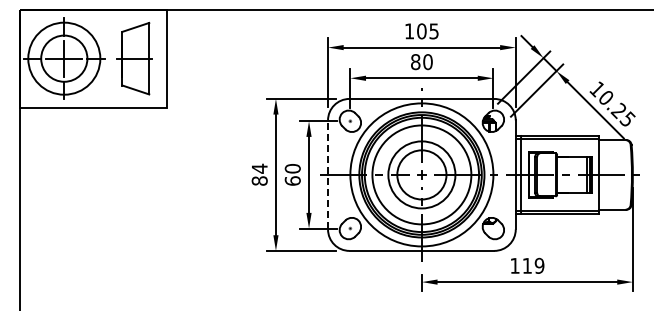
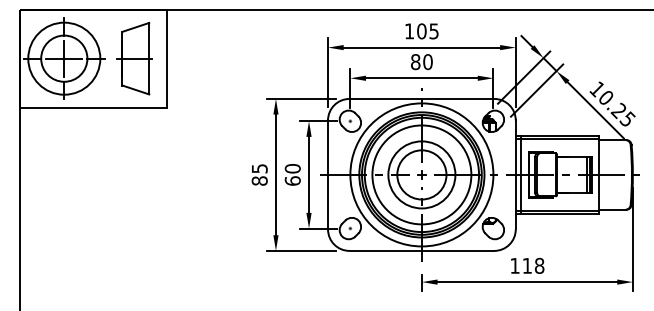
text: 84 -> 85 (259, 168)
line: dashed -> solid (328, 174)
text: 119 -> 118 (539, 265)
